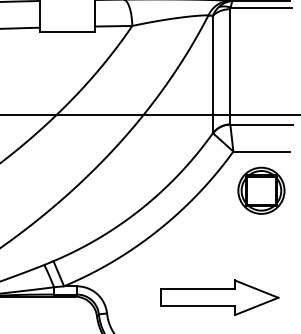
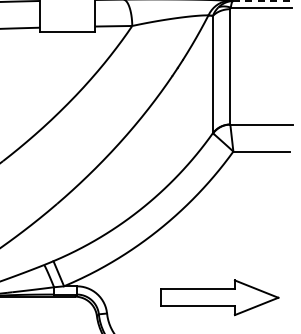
line: solid -> dashed (261, 1)
line: present -> none (149, 115)
part: present -> none (261, 190)
